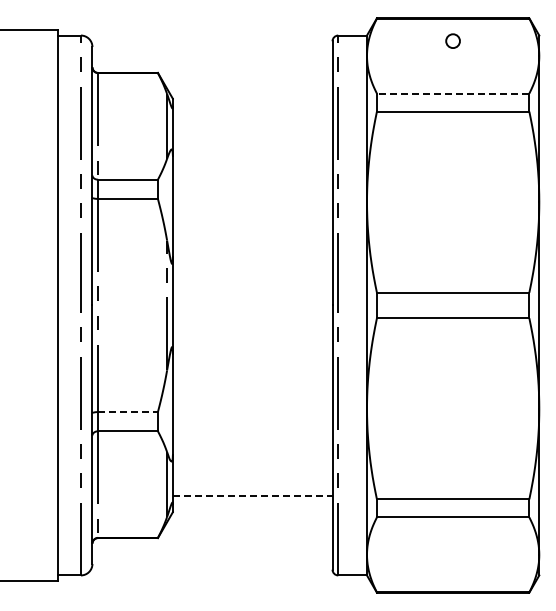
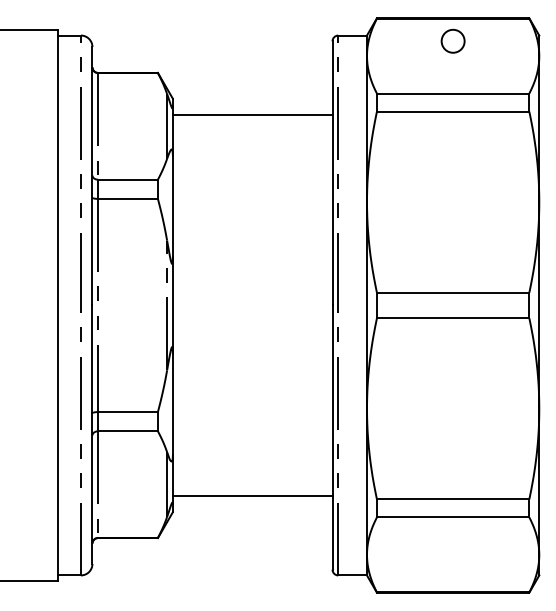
circle size: 16x16 px -> 26x26 px (452, 40)
line: dashed -> solid (452, 93)
line: none -> present (252, 114)
line: dashed -> solid (128, 412)
line: dashed -> solid (252, 496)
